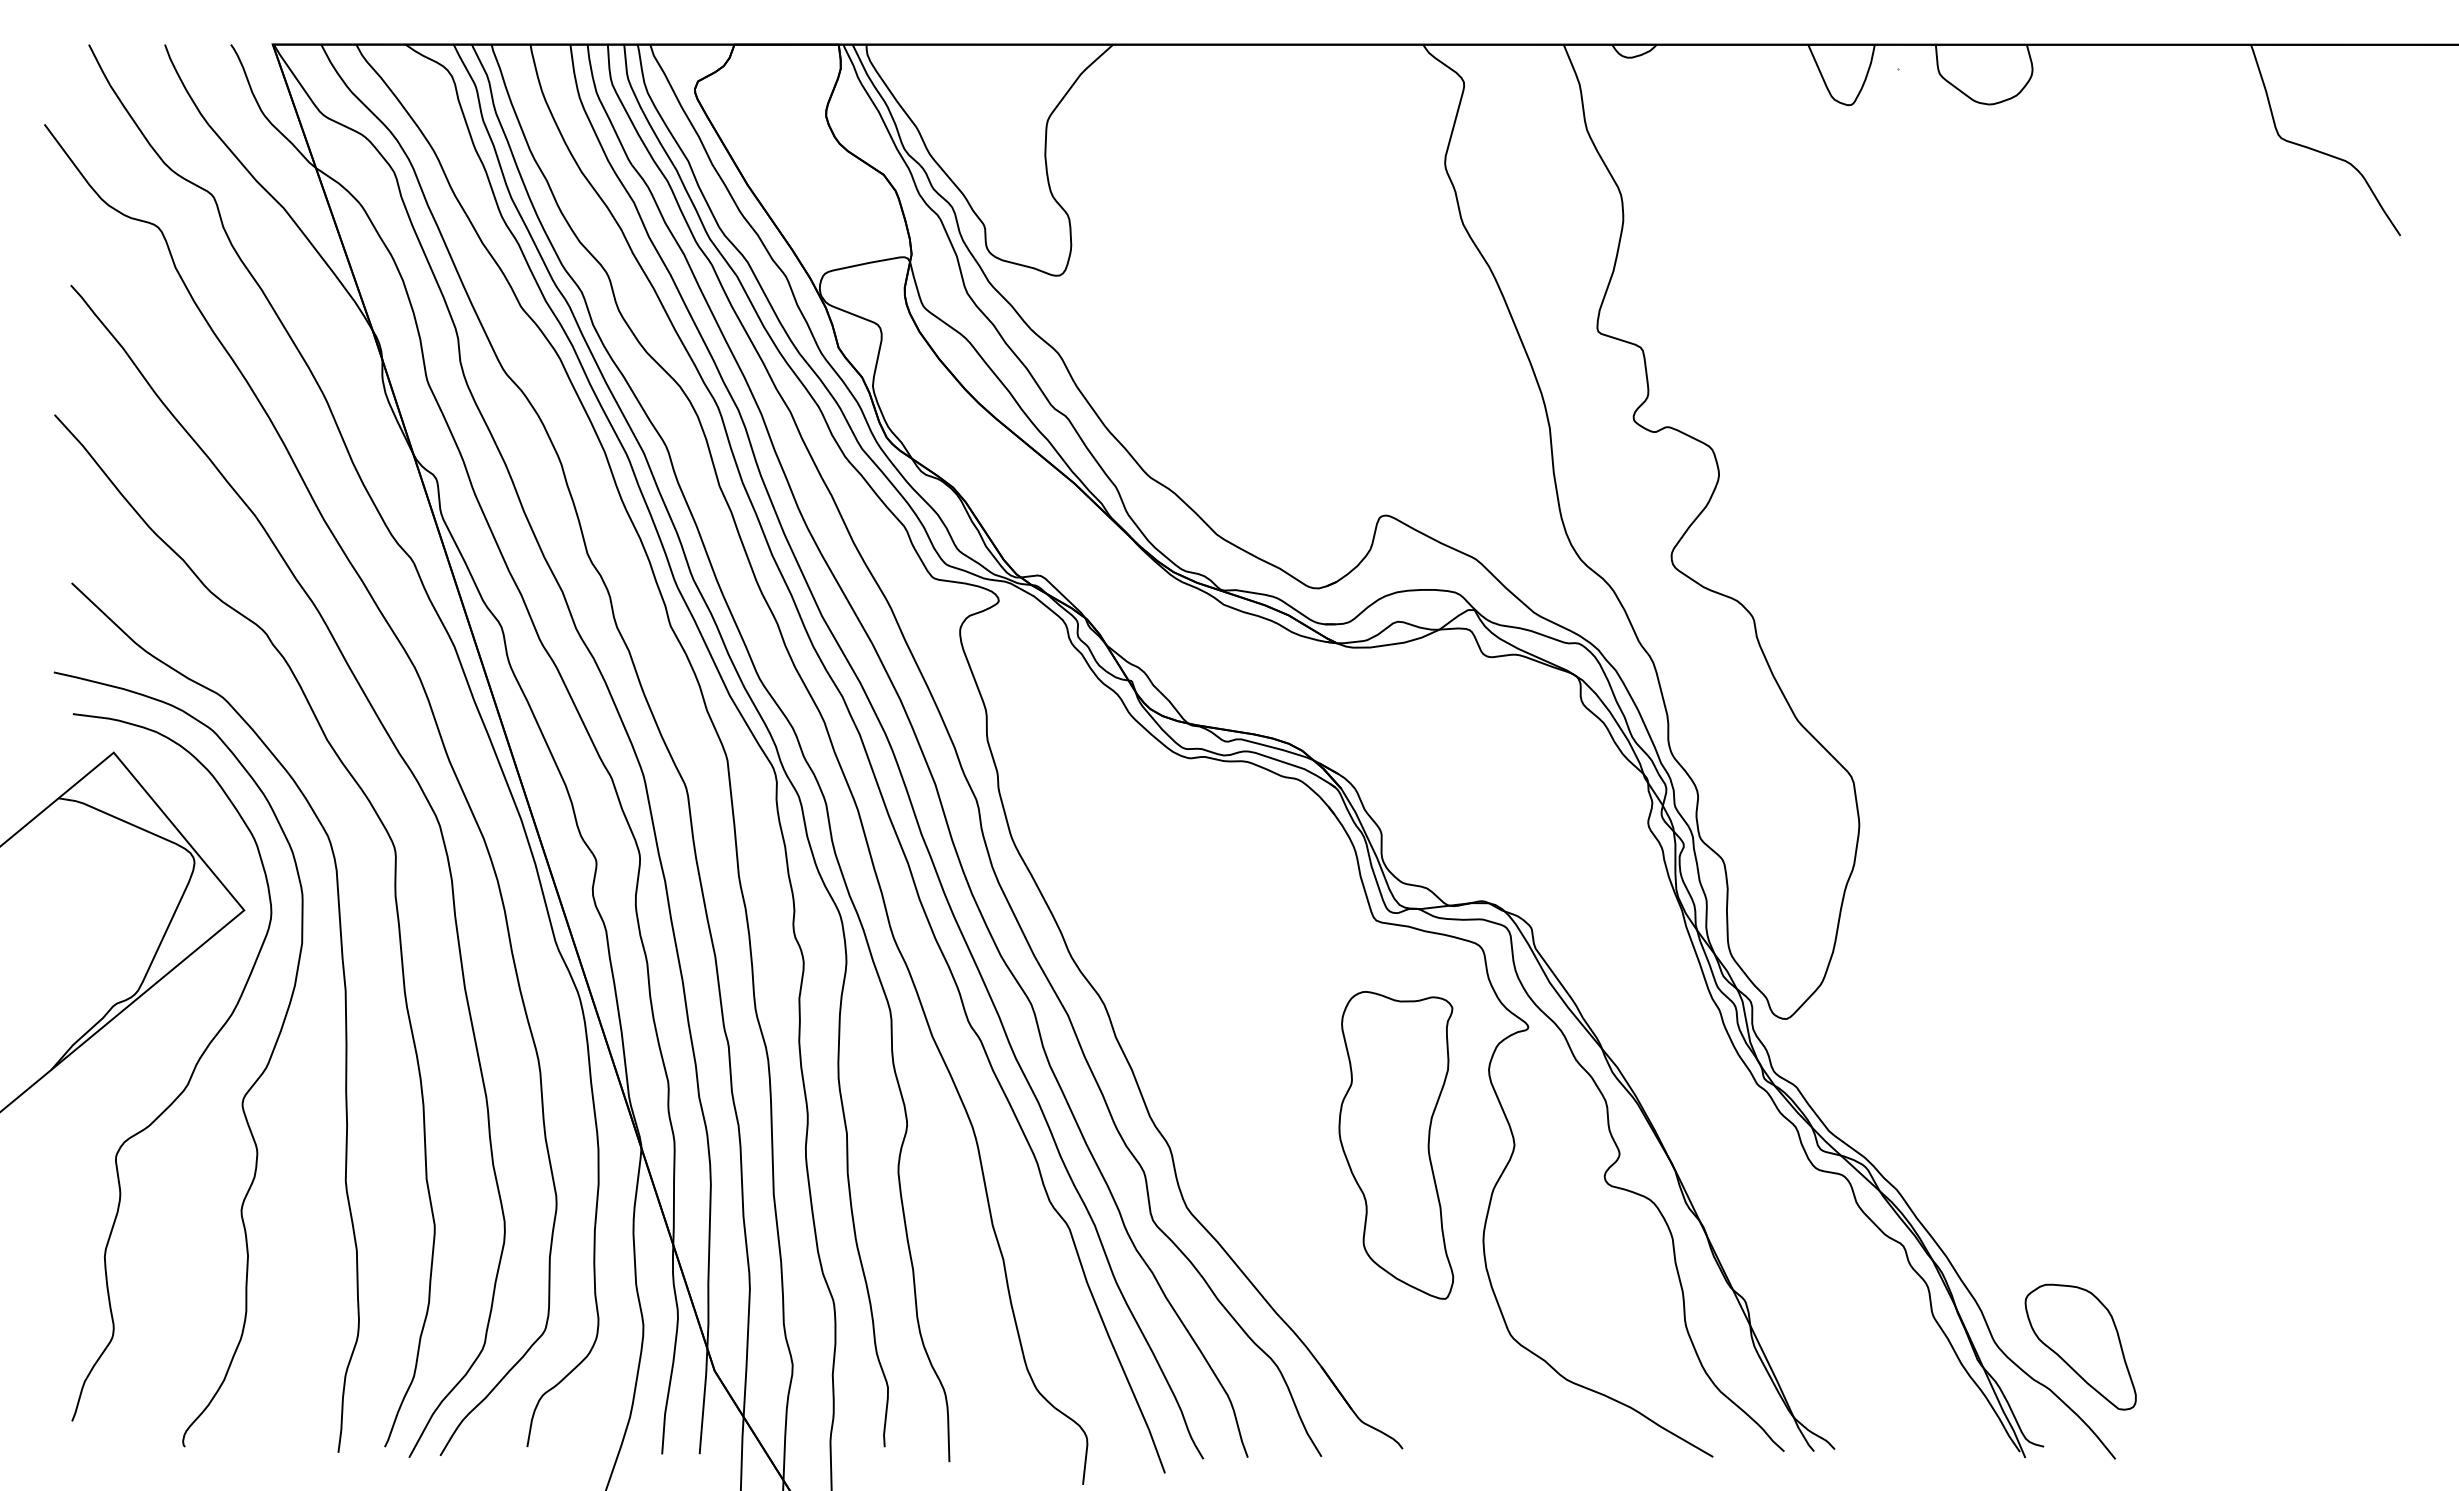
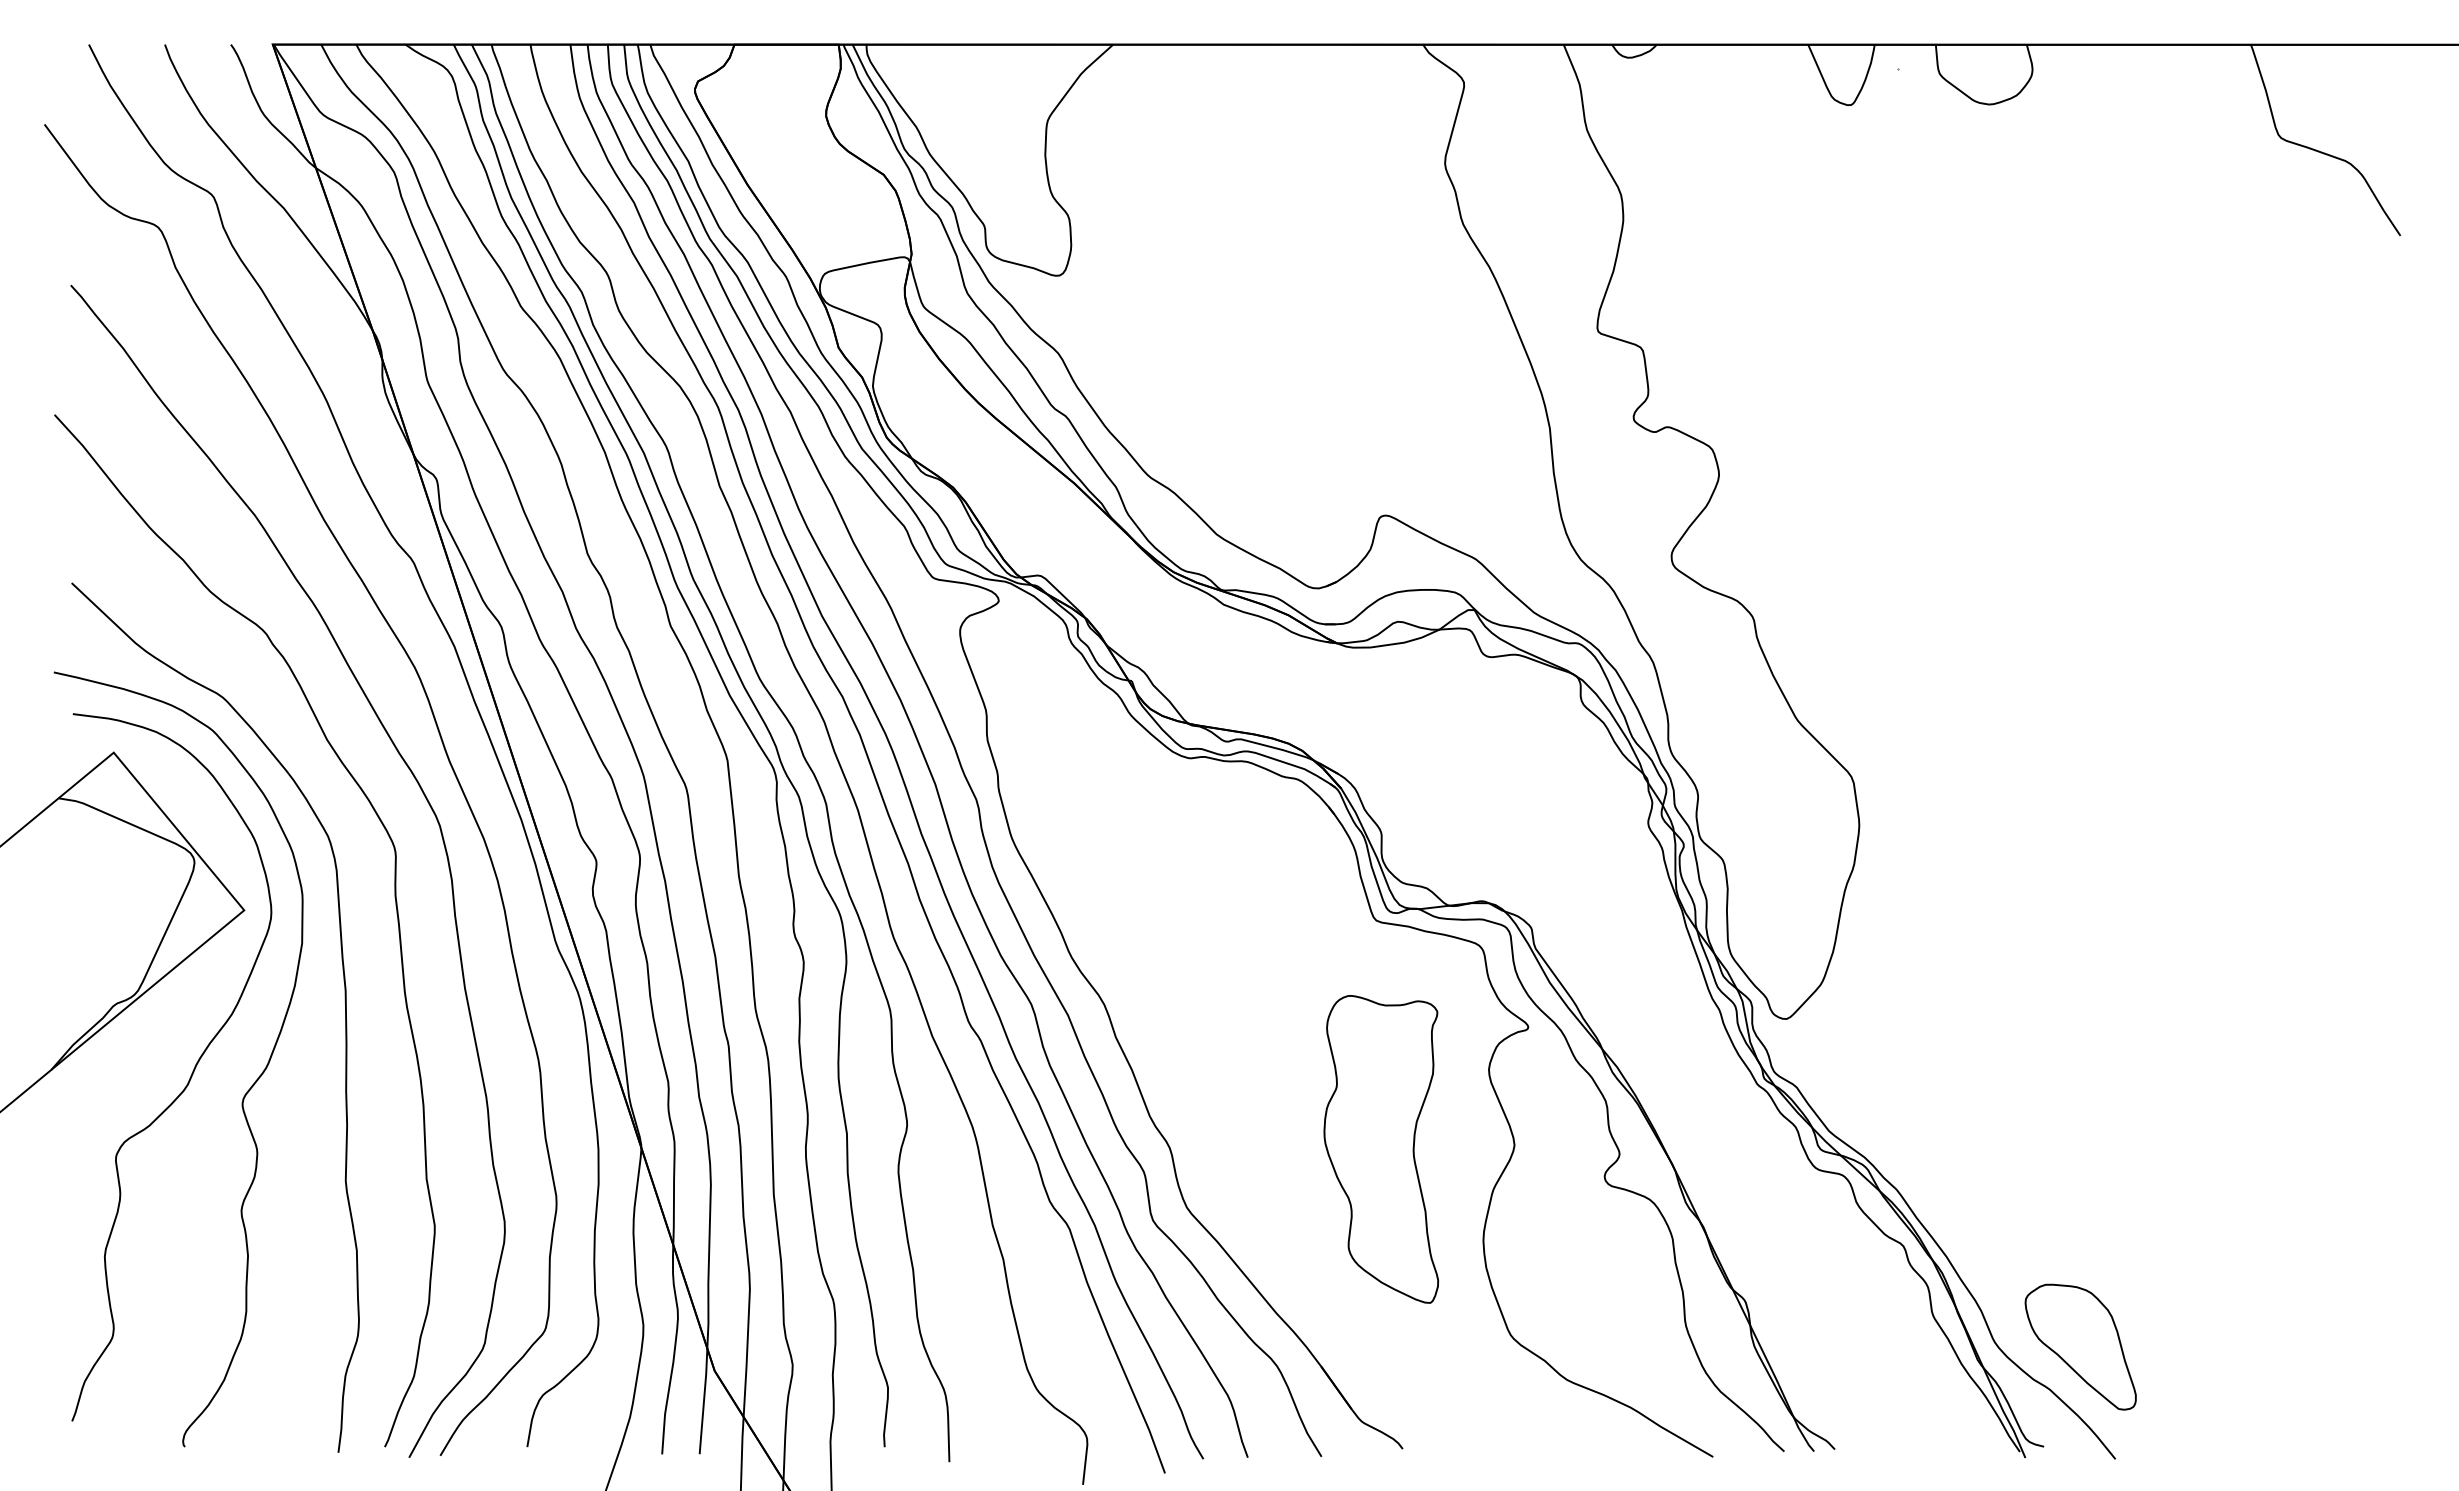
part position: (1396, 1145) -> (1381, 1149) (1381, 1149)
